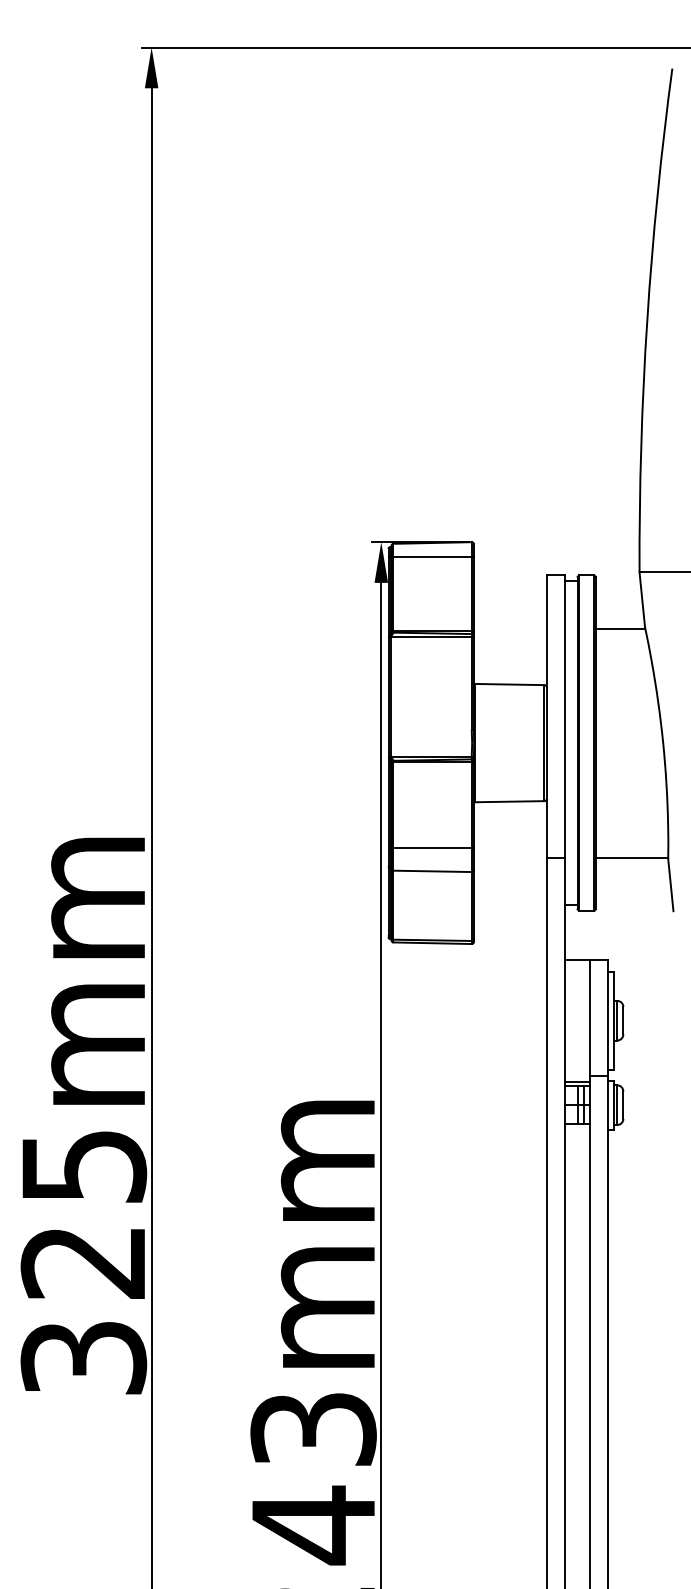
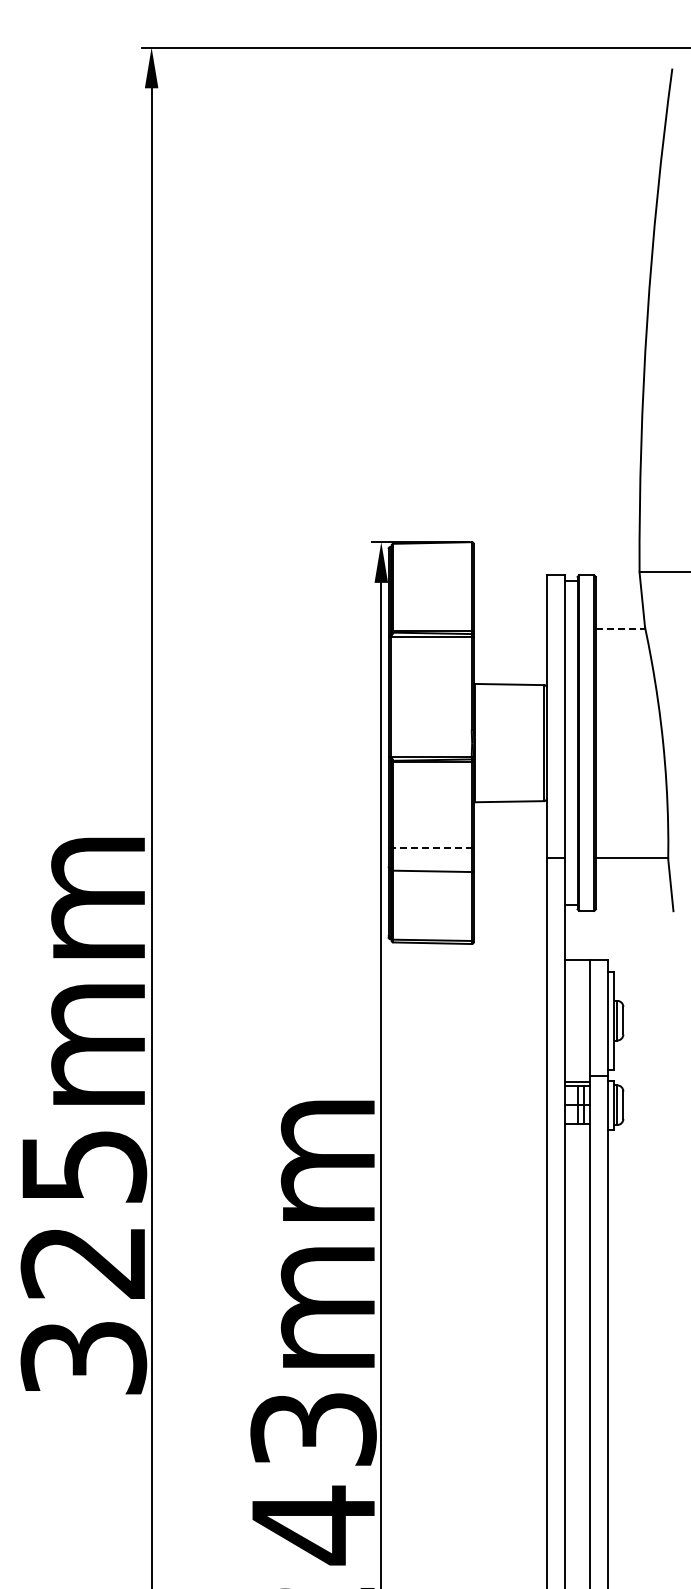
line: present -> none (430, 557)
line: solid -> dashed (620, 628)
line: solid -> dashed (431, 847)
